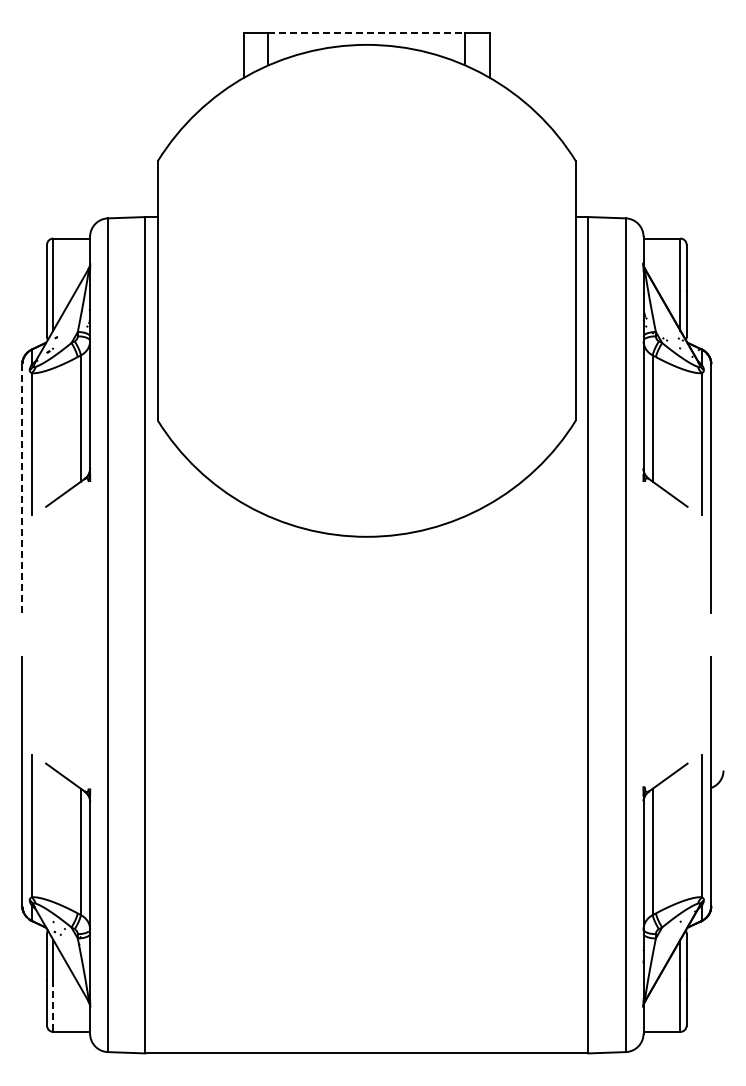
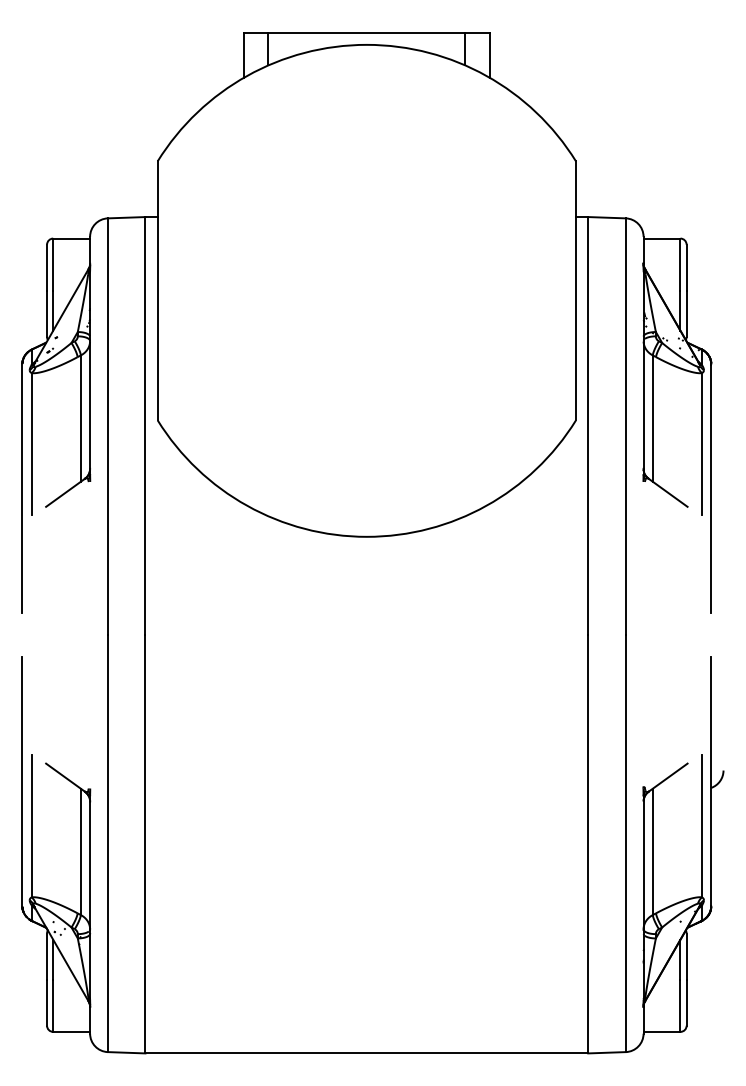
line: dashed -> solid (367, 32)
line: dashed -> solid (22, 488)
line: dashed -> solid (53, 1006)
